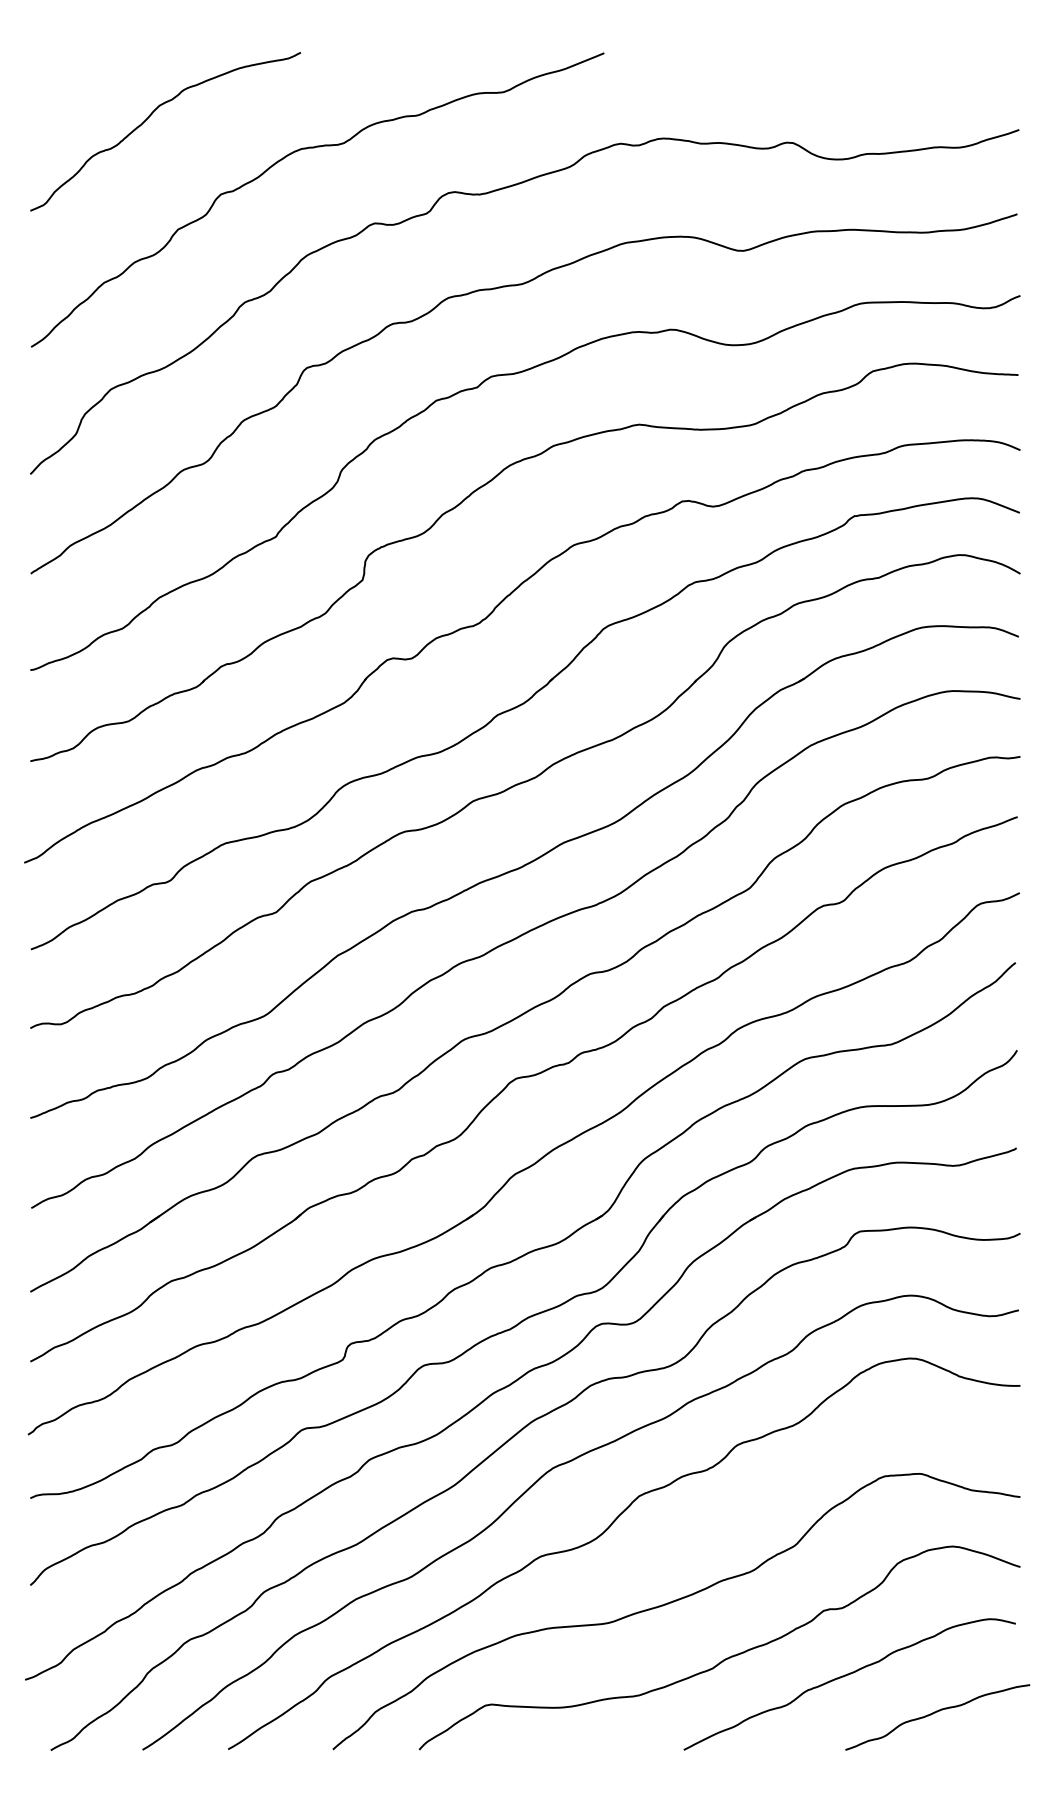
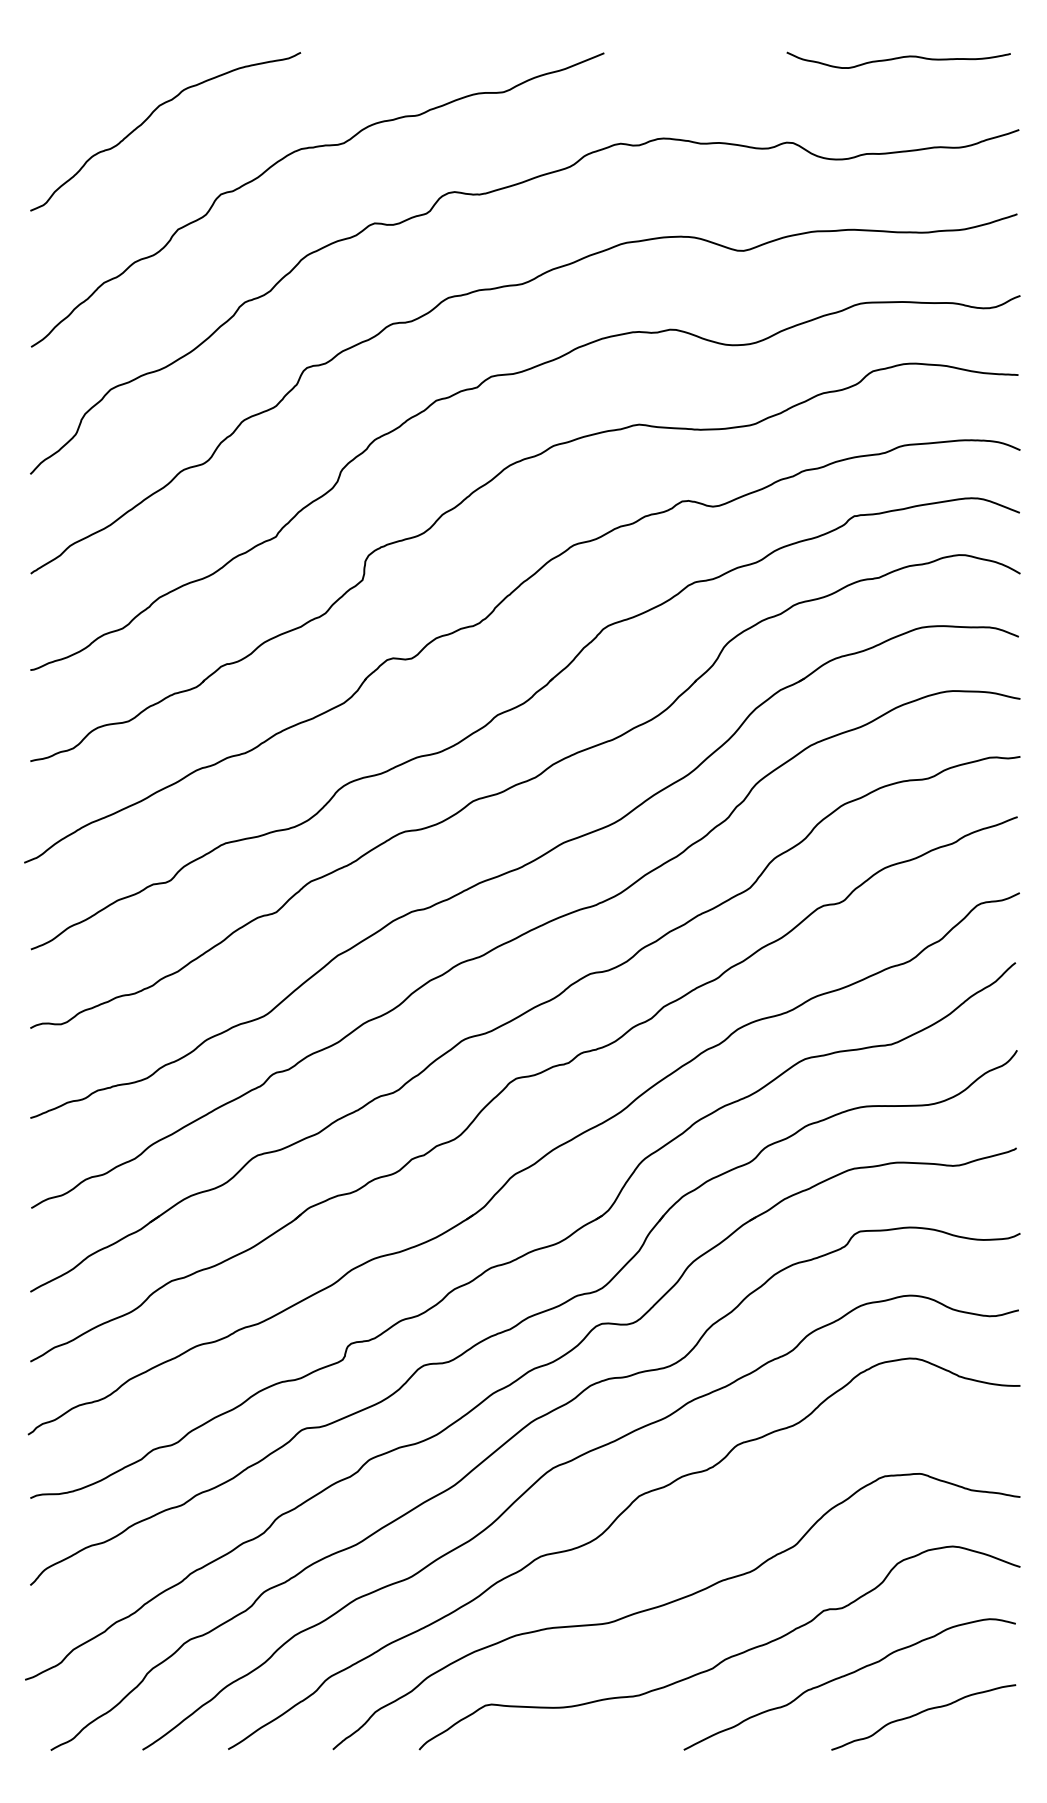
curve: none -> present (898, 58)
curve position: (935, 1713) -> (921, 1713) (921, 1713)
